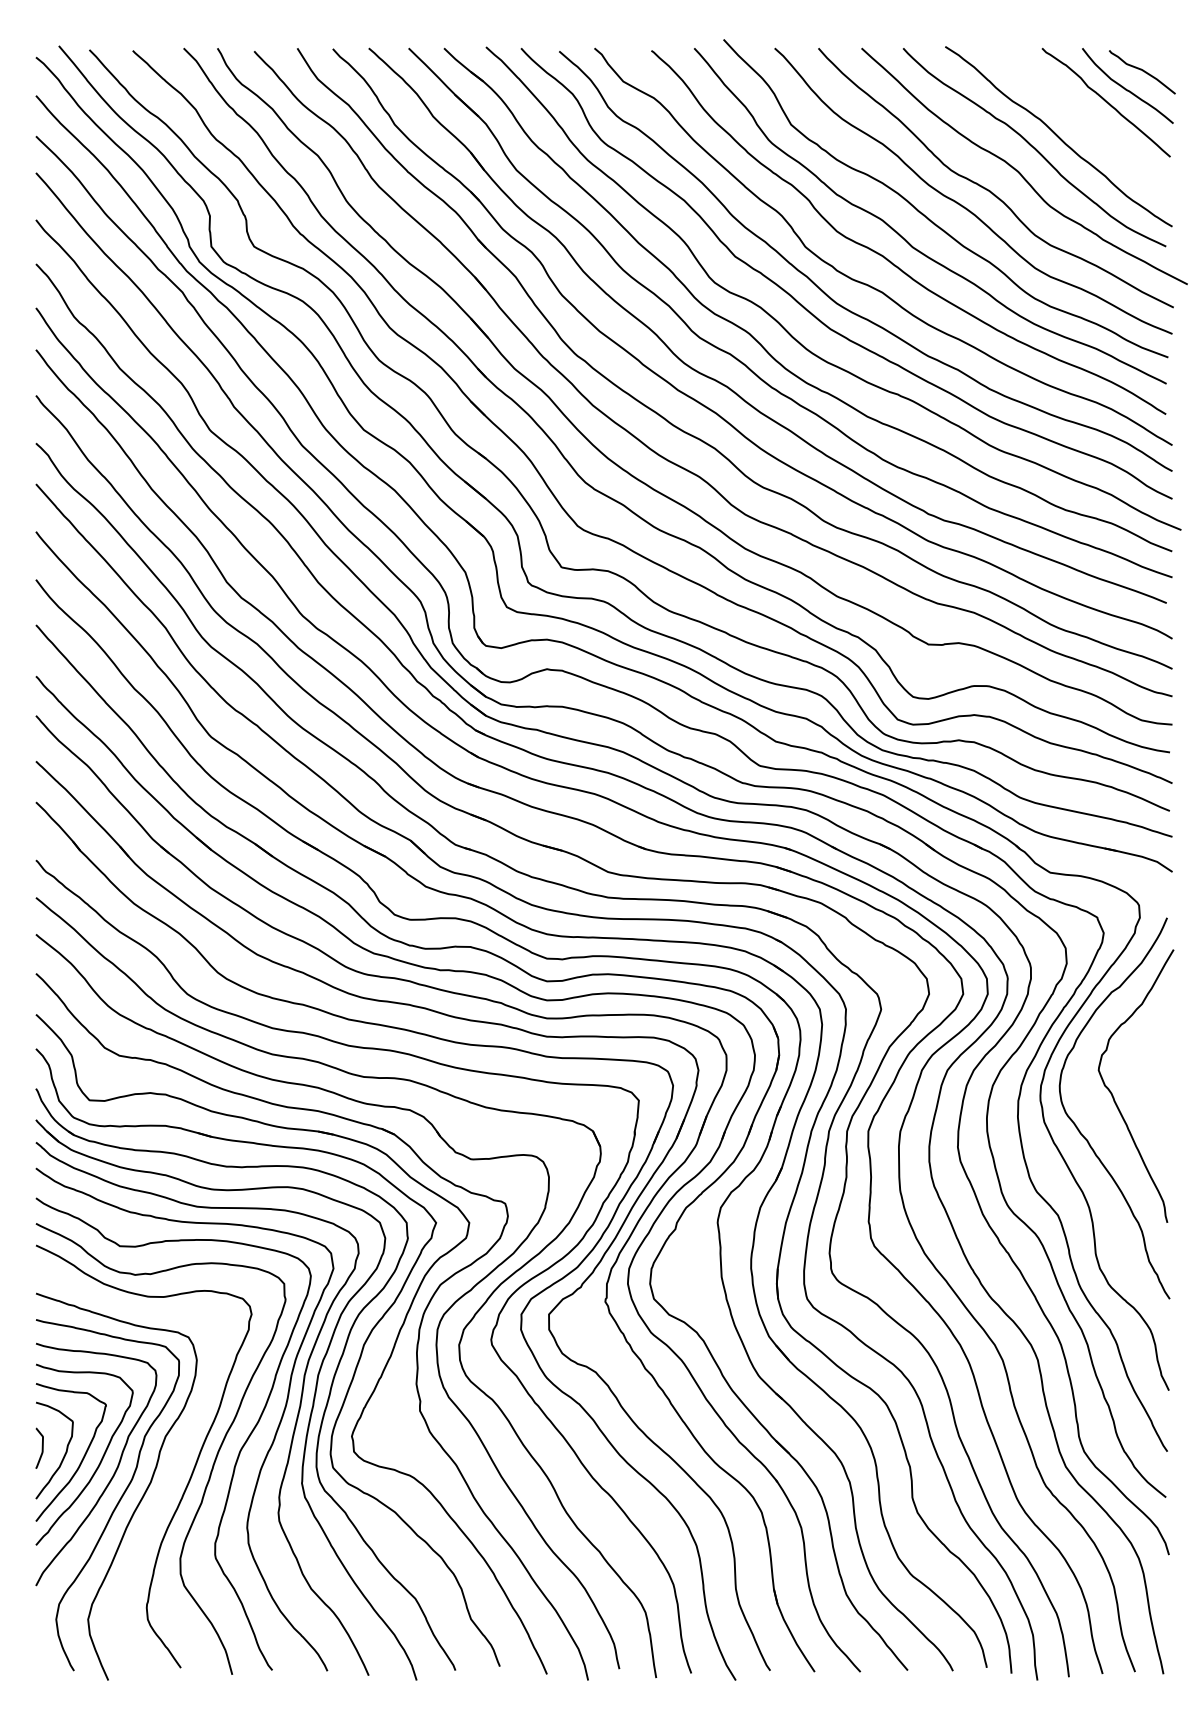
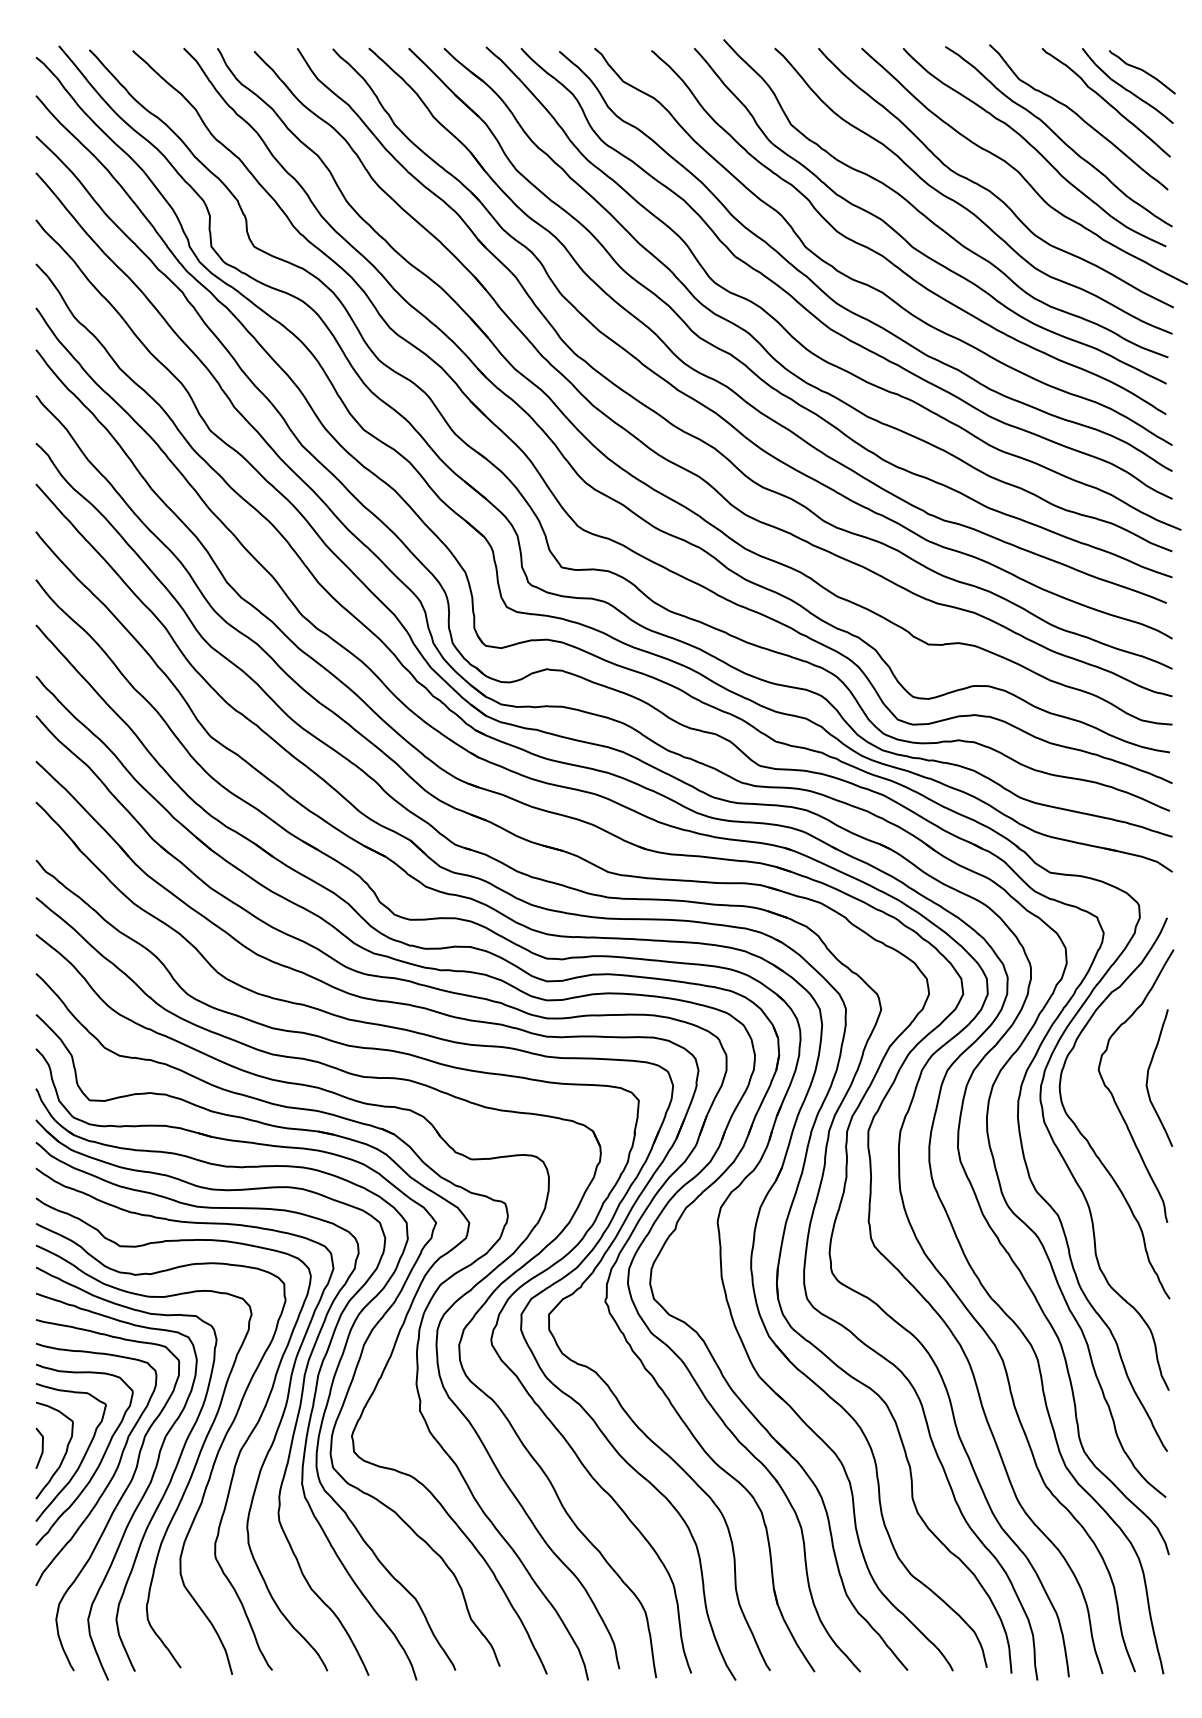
curve: none -> present (1078, 117)
curve: none -> present (1148, 1077)
curve: none -> present (166, 1487)
